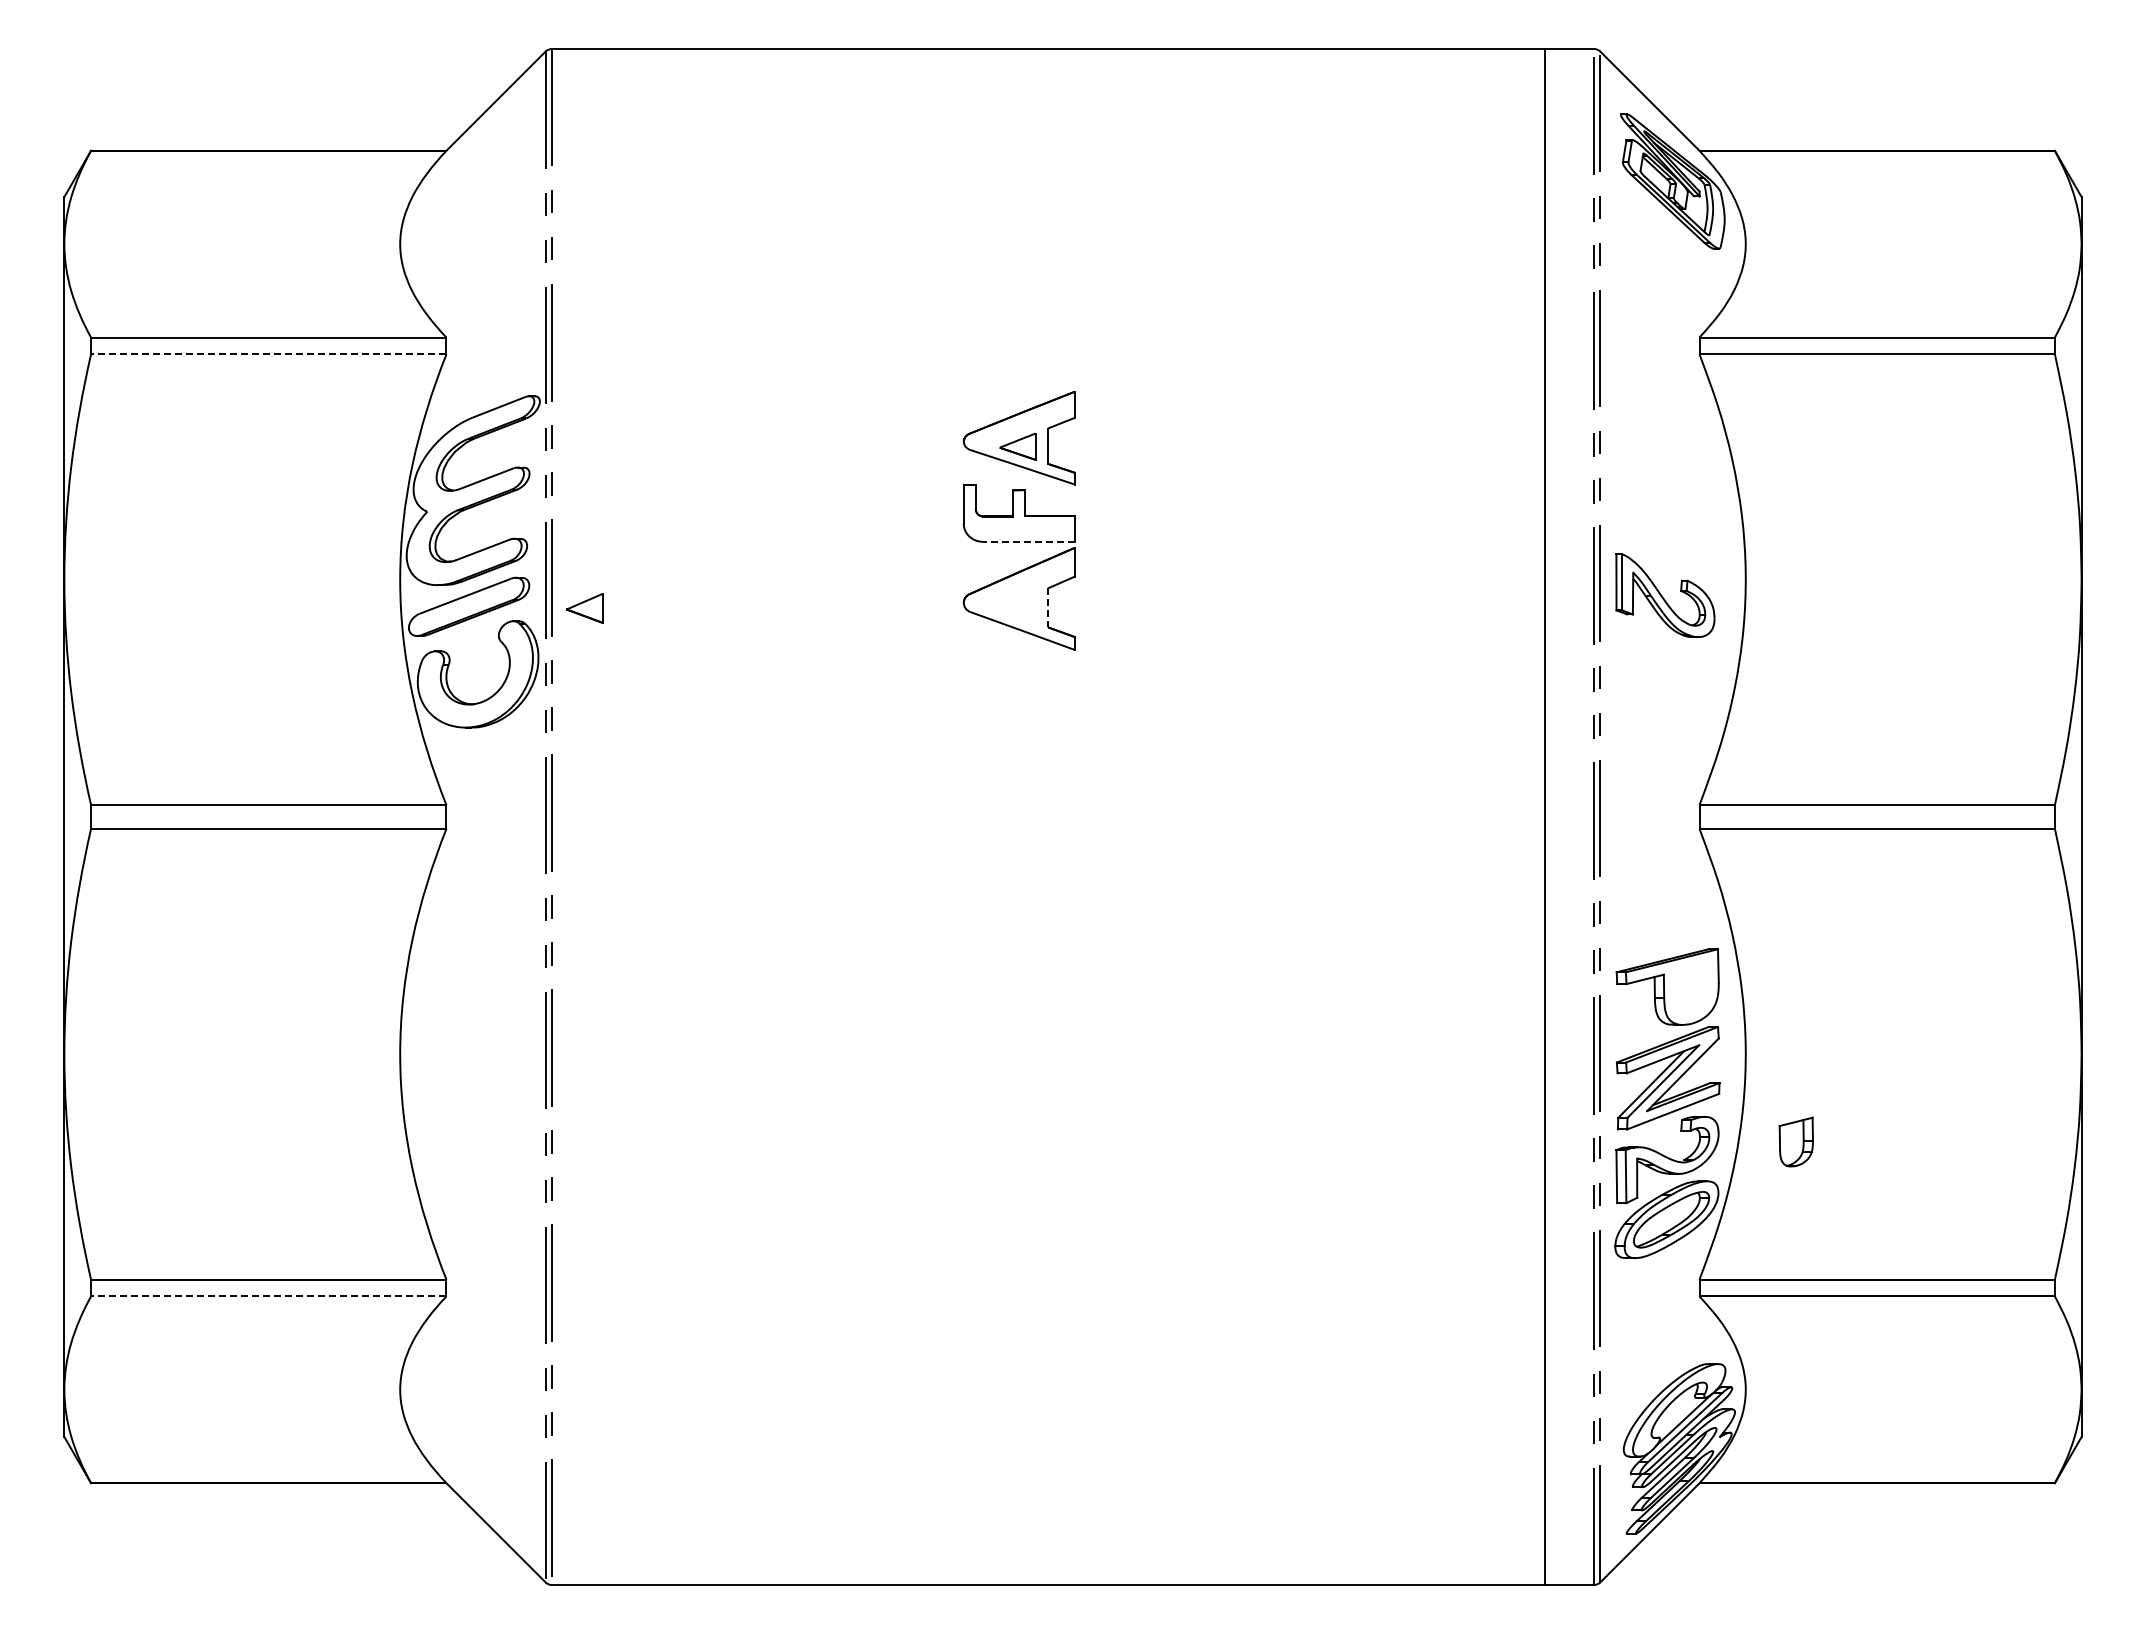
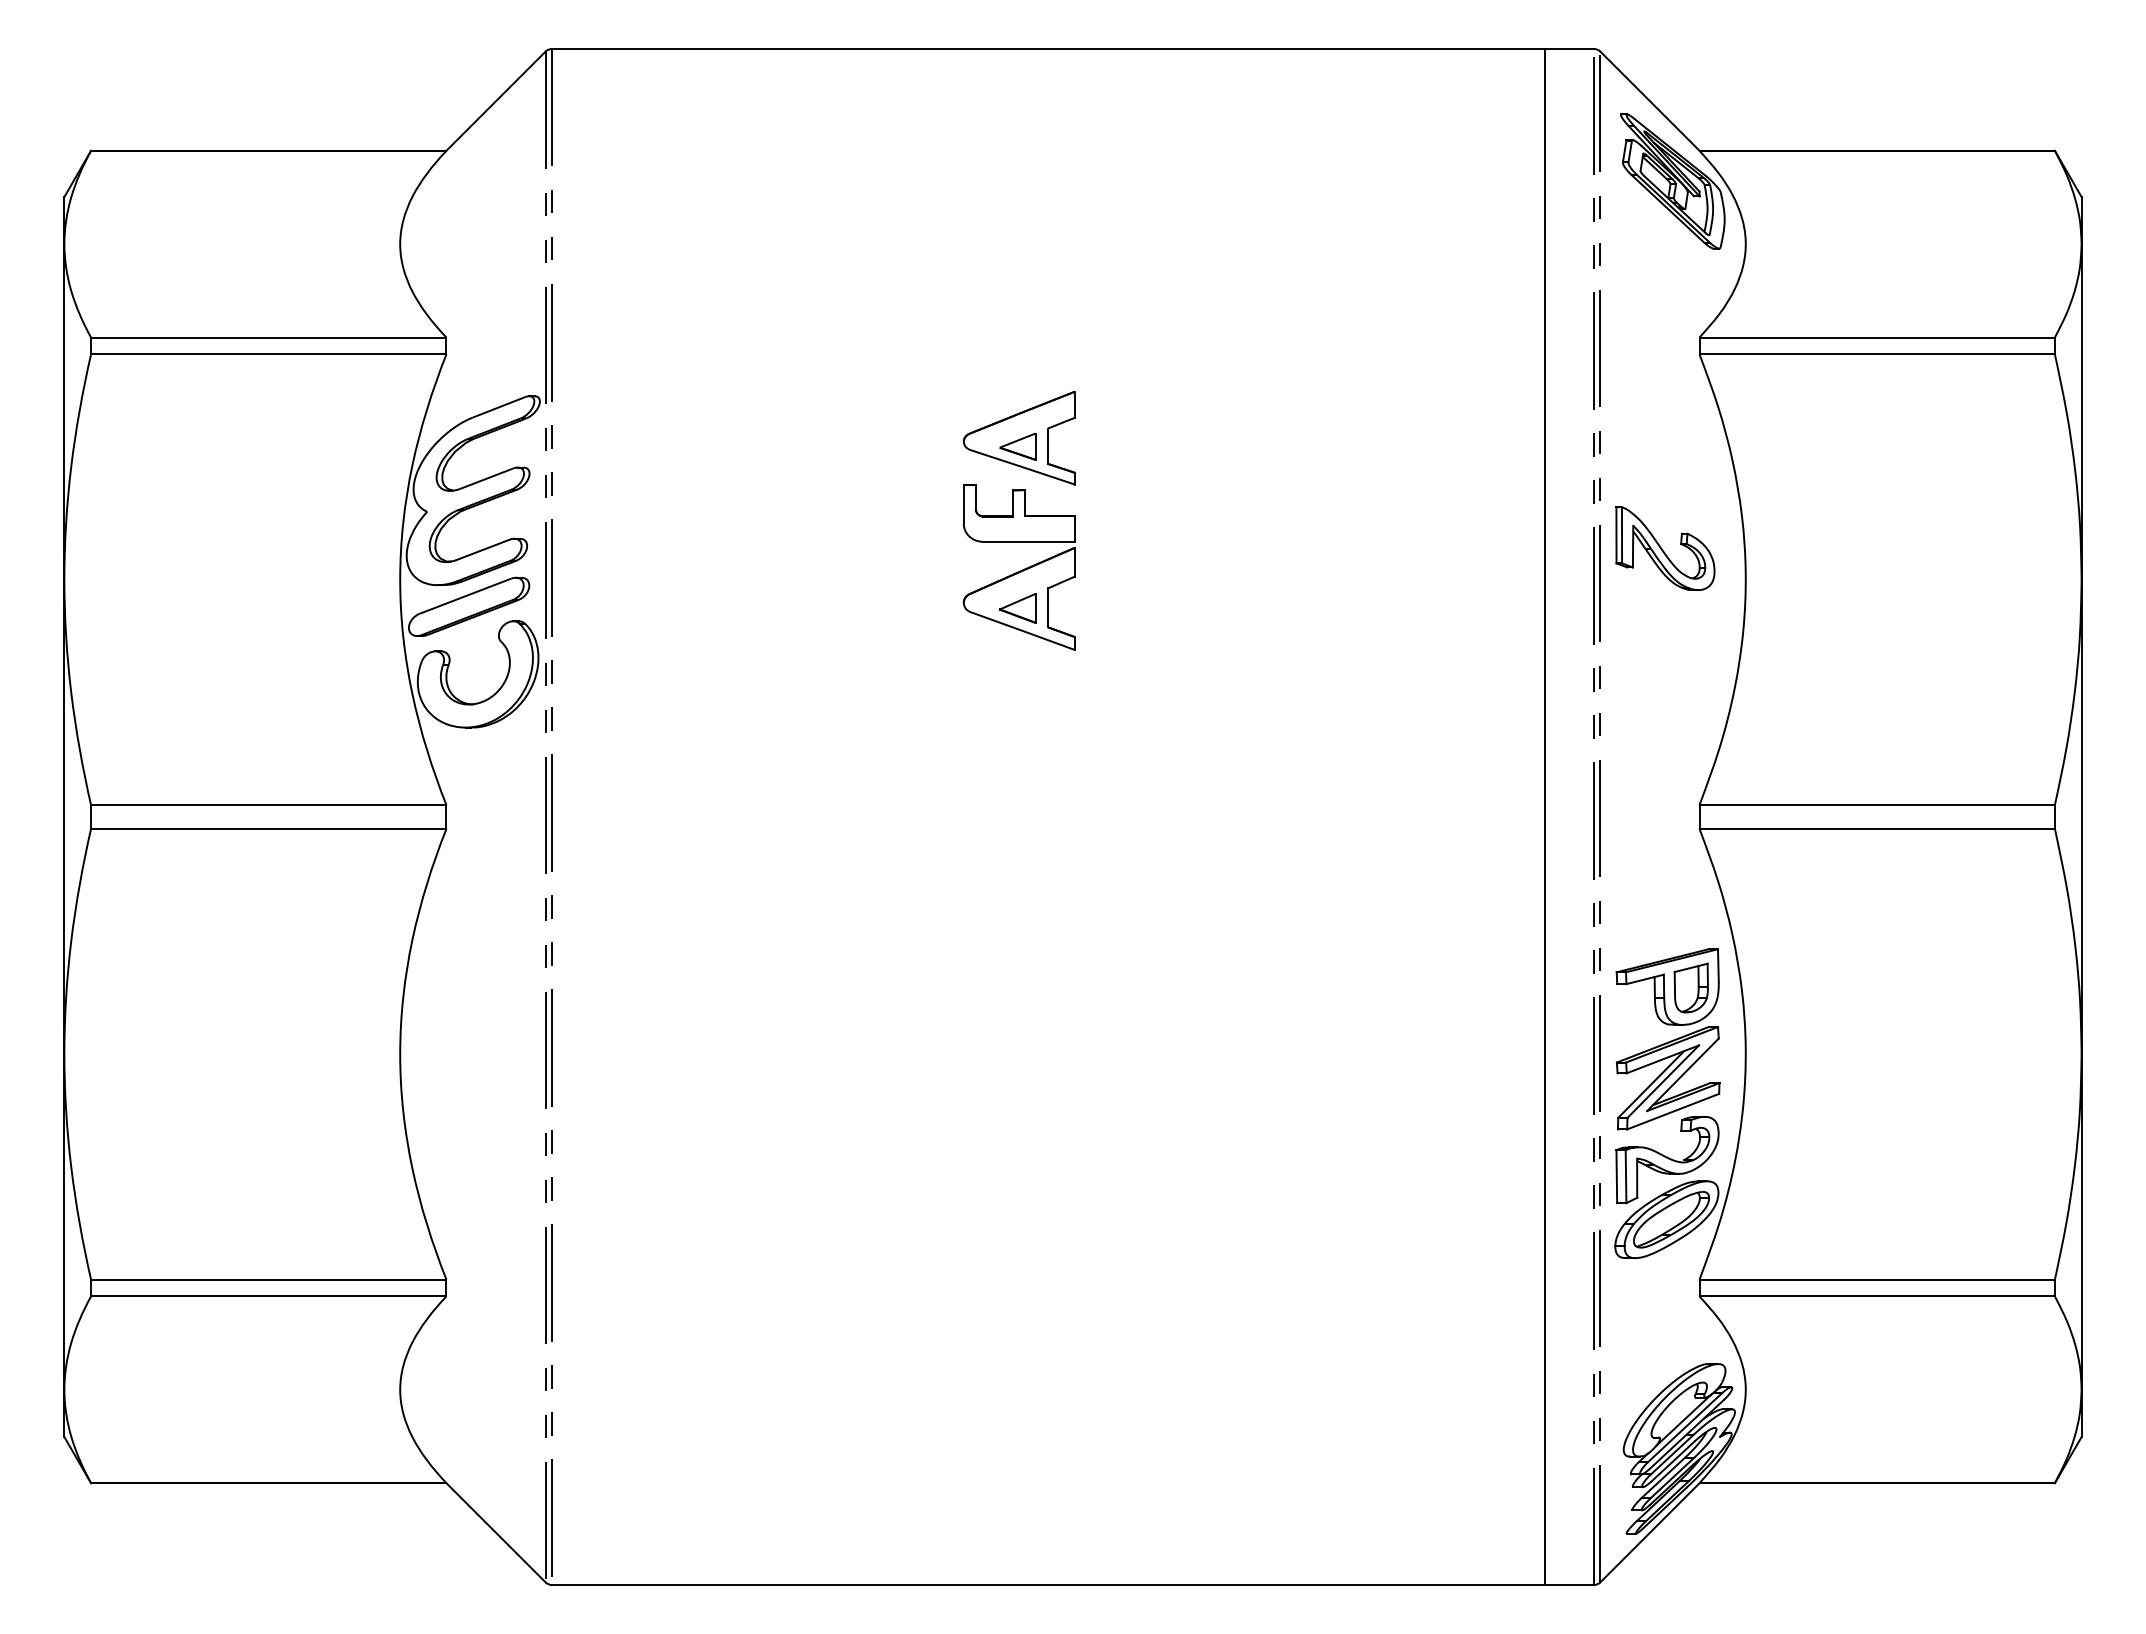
line: dashed -> solid (268, 354)
line: dashed -> solid (1028, 541)
part position: (1665, 595) -> (1665, 548) (1665, 548)
part position: (584, 608) -> (1017, 608) (1017, 608)
line: dashed -> solid (1047, 608)
part position: (1795, 1141) -> (1690, 987) (1690, 987)
line: dashed -> solid (268, 1296)
